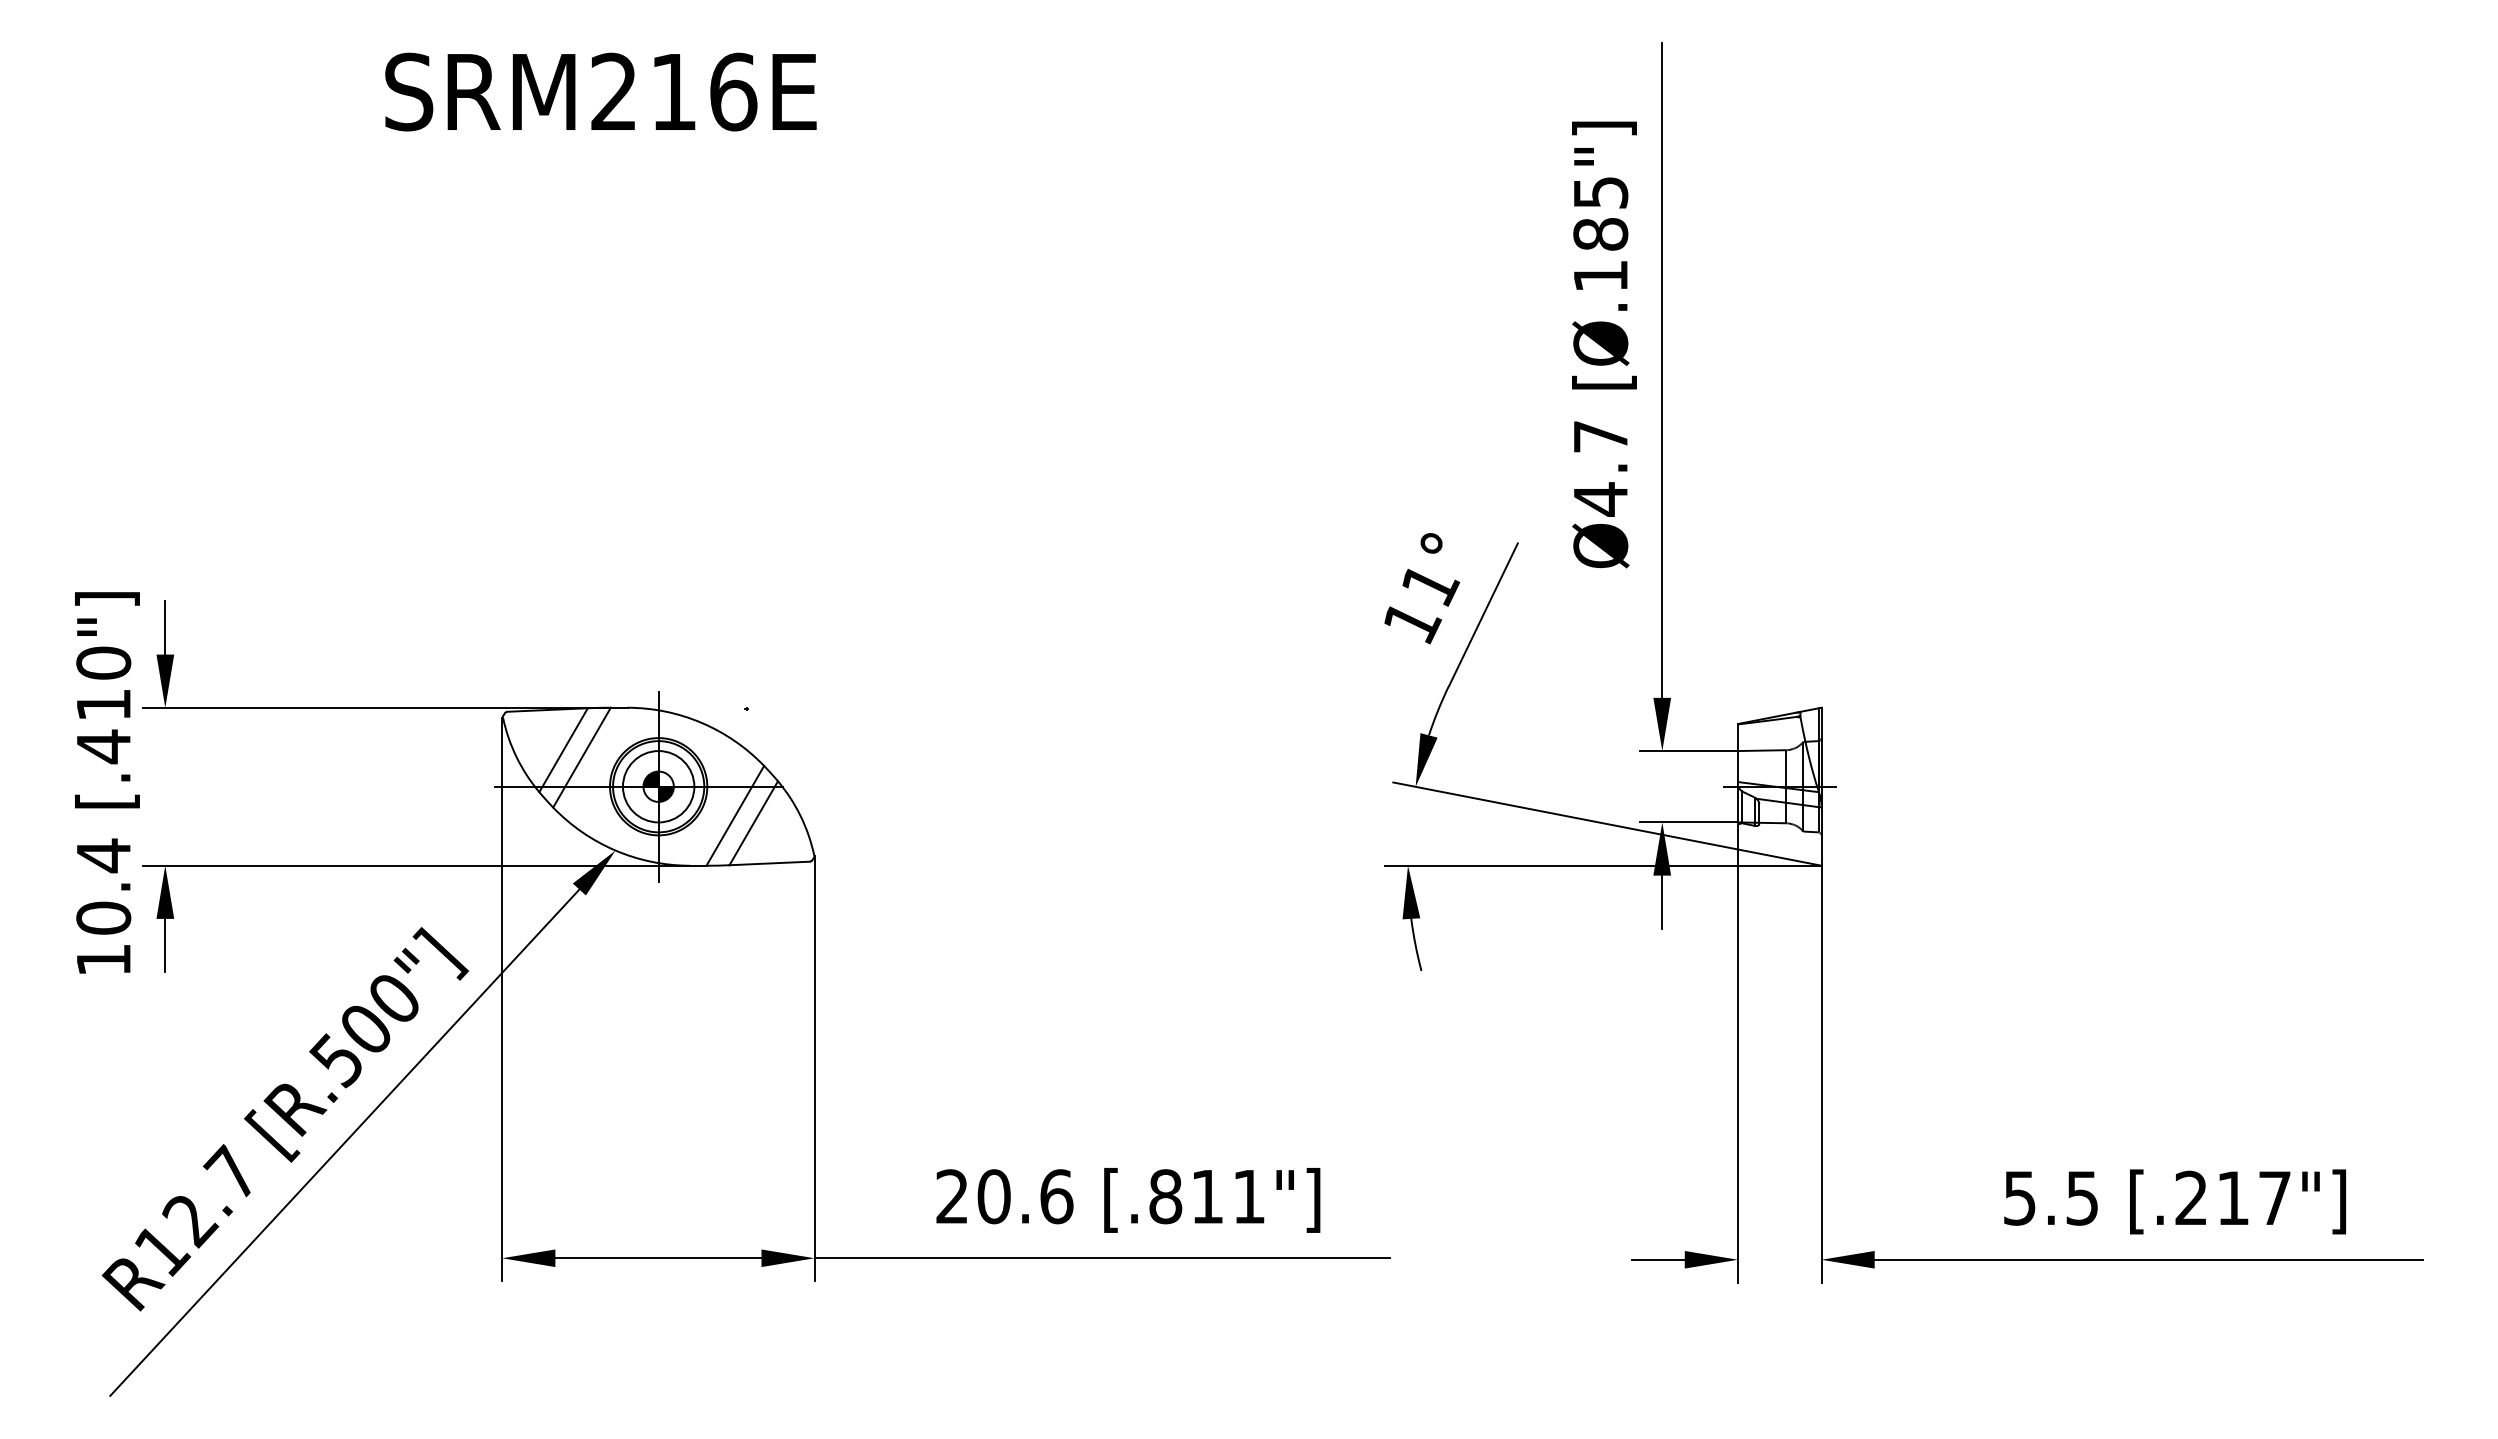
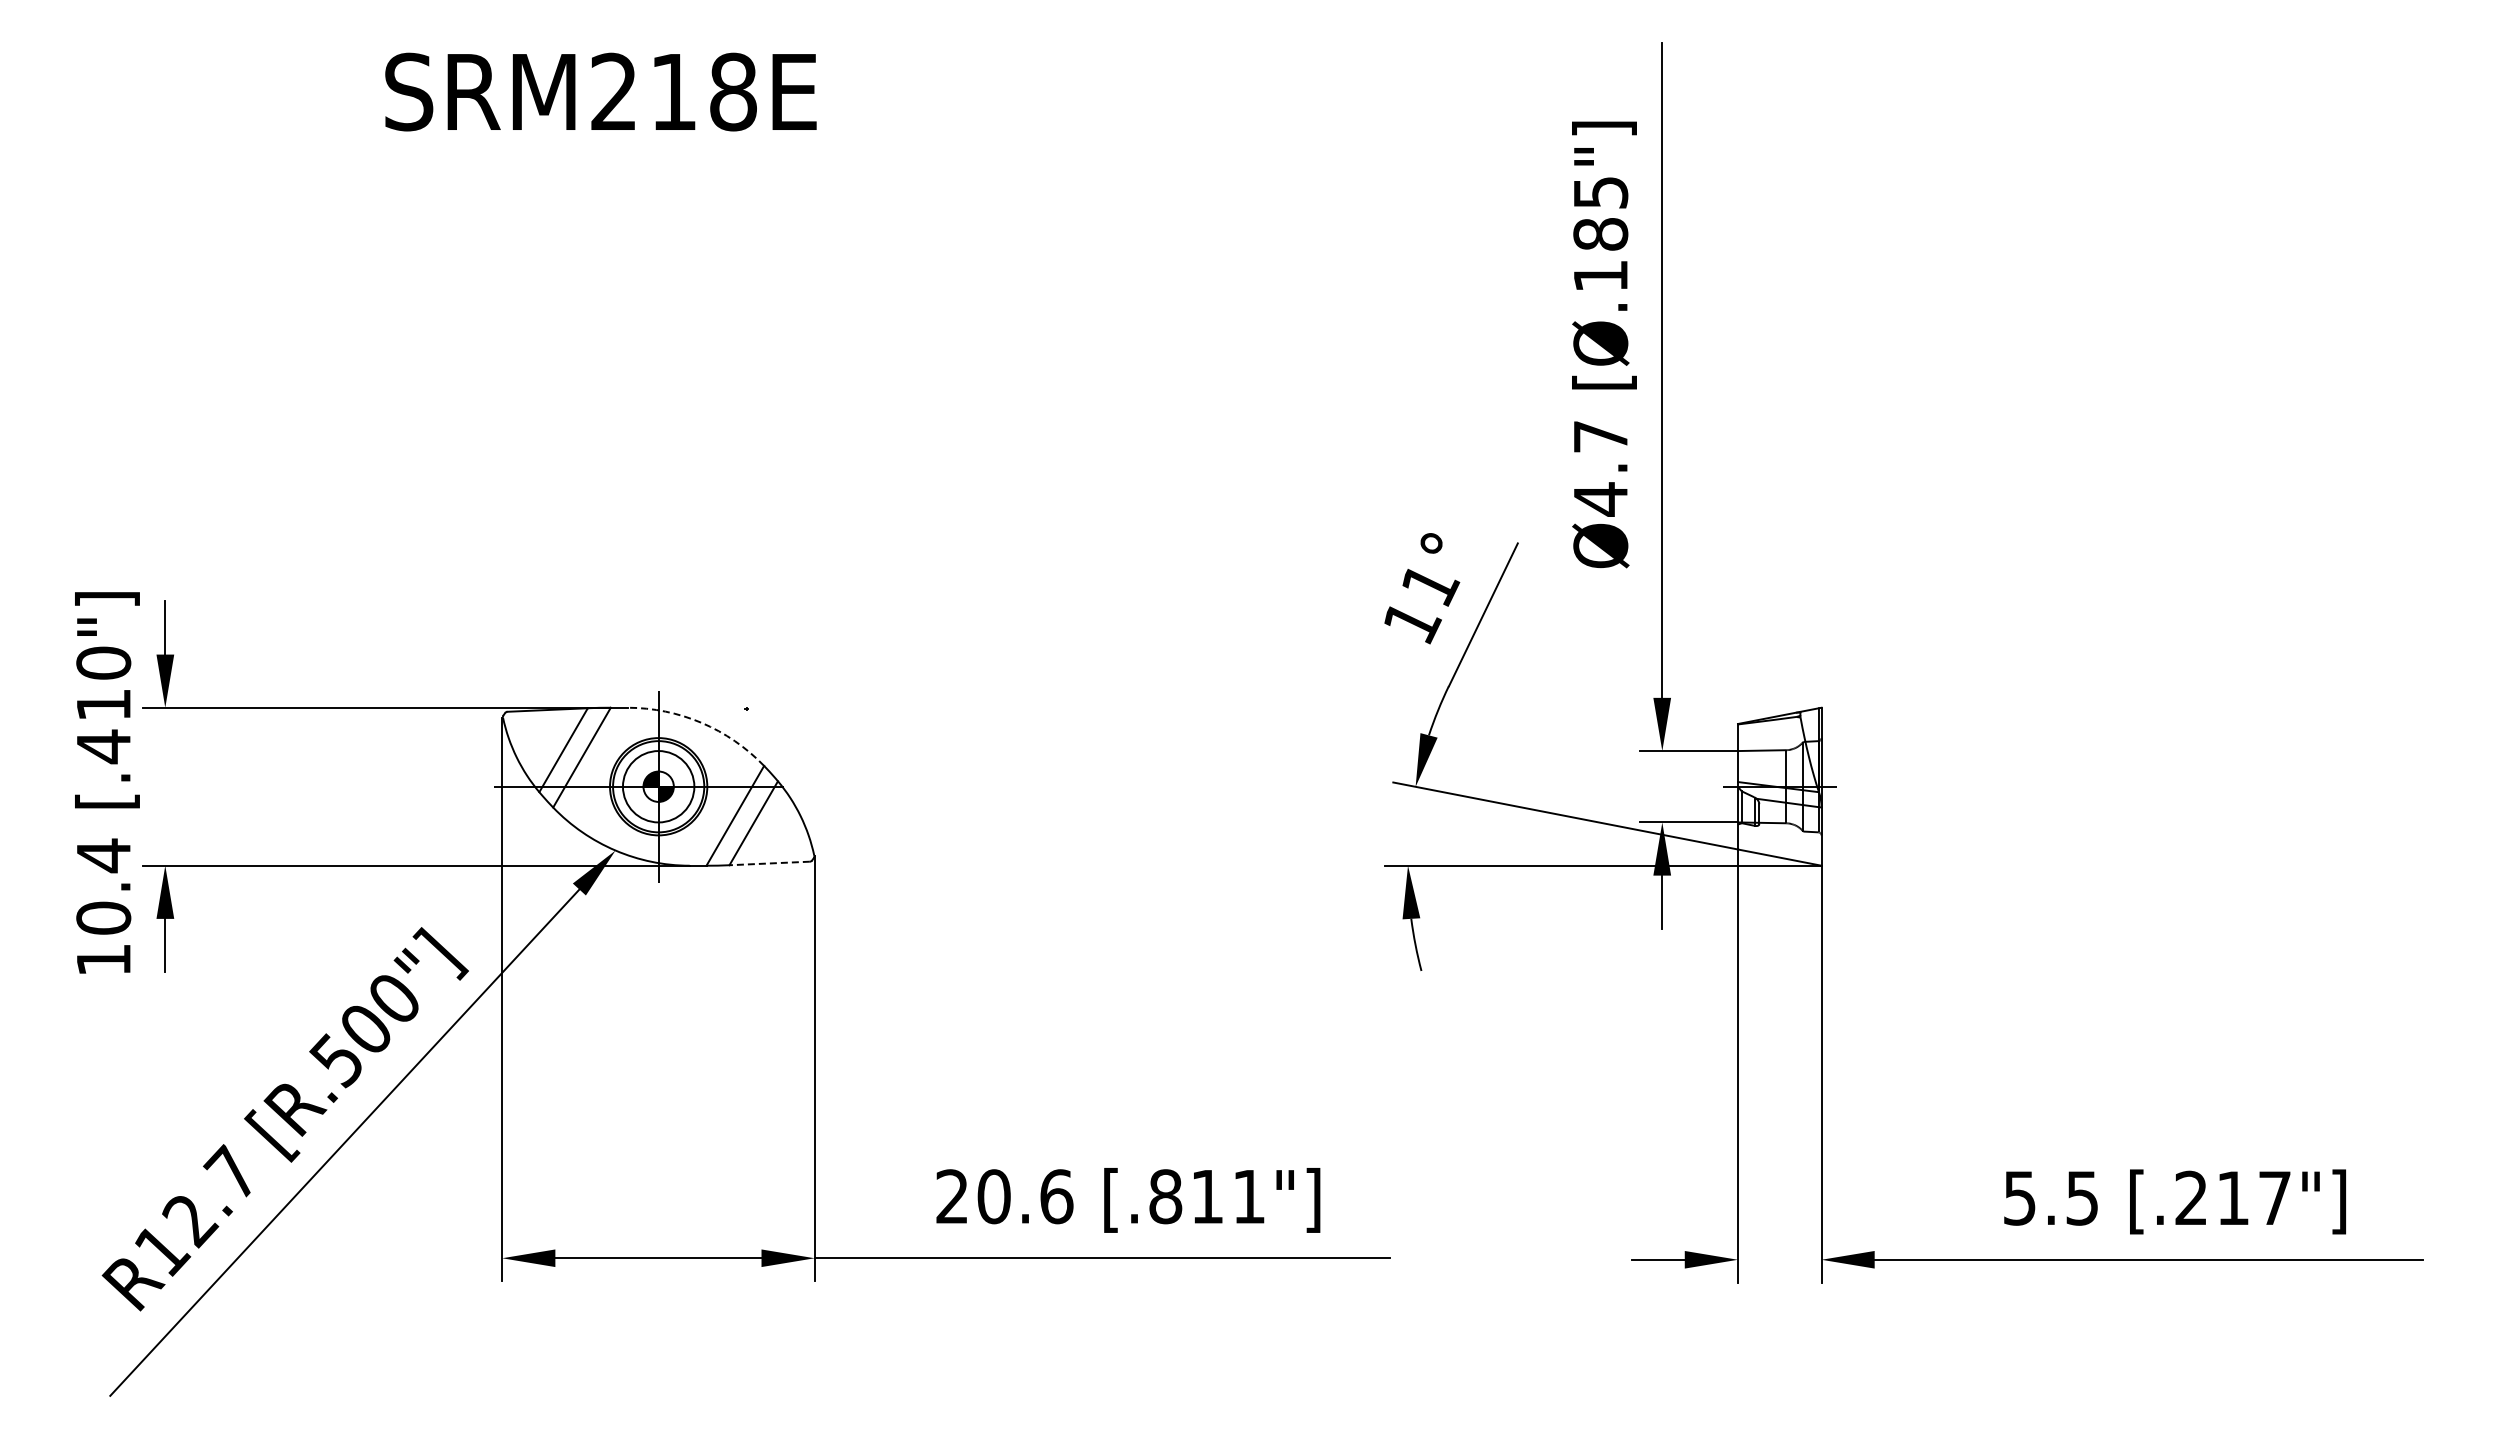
text: SRM216E -> SRM218E (733, 91)
arc: solid -> dashed (701, 722)
line: solid -> dashed (769, 863)
